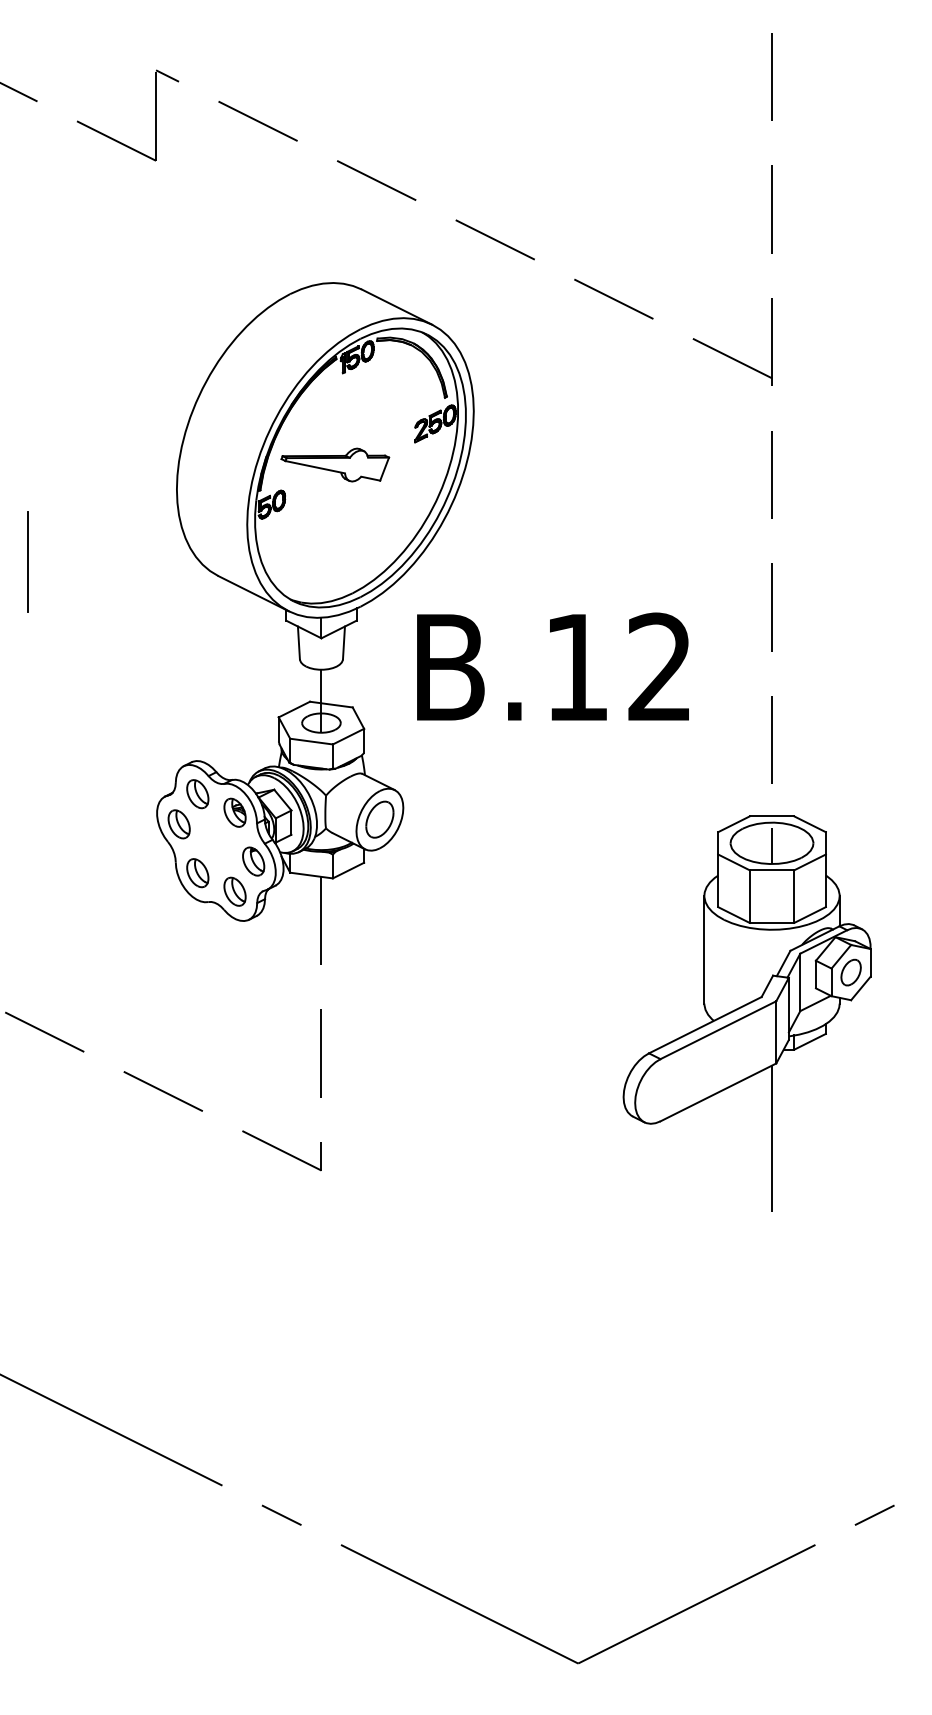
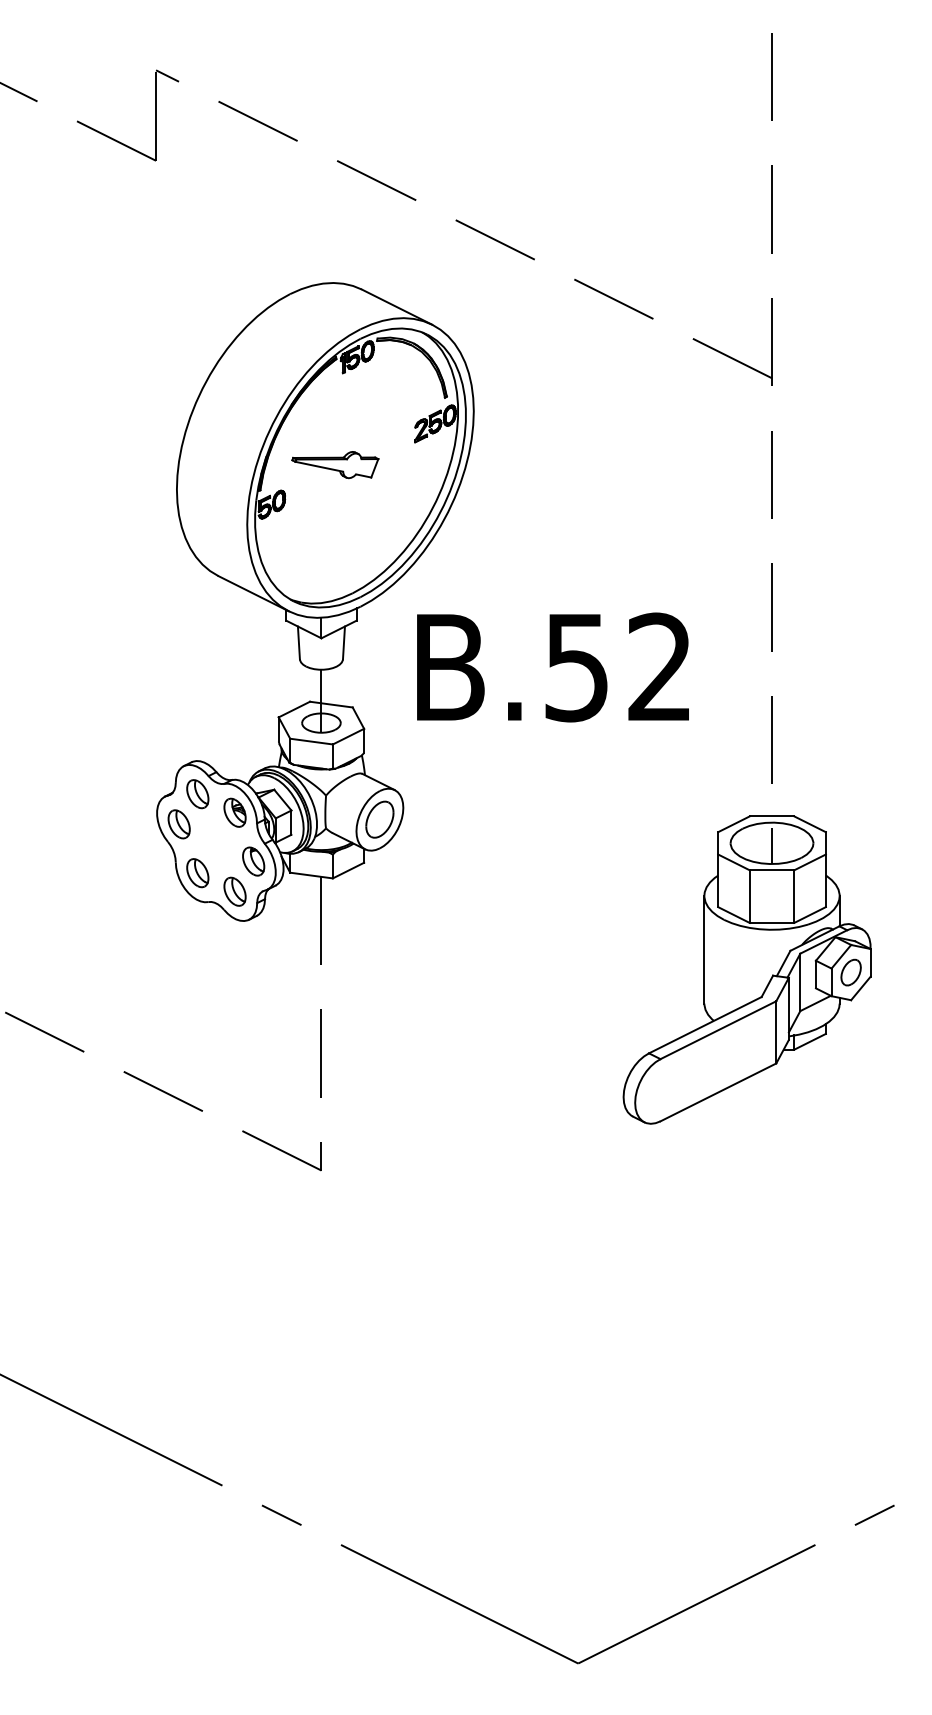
part size: 111x36 px -> 89x29 px (335, 465)
line: present -> none (28, 561)
text: B.12 -> B.52 (576, 668)
line: present -> none (772, 1138)
